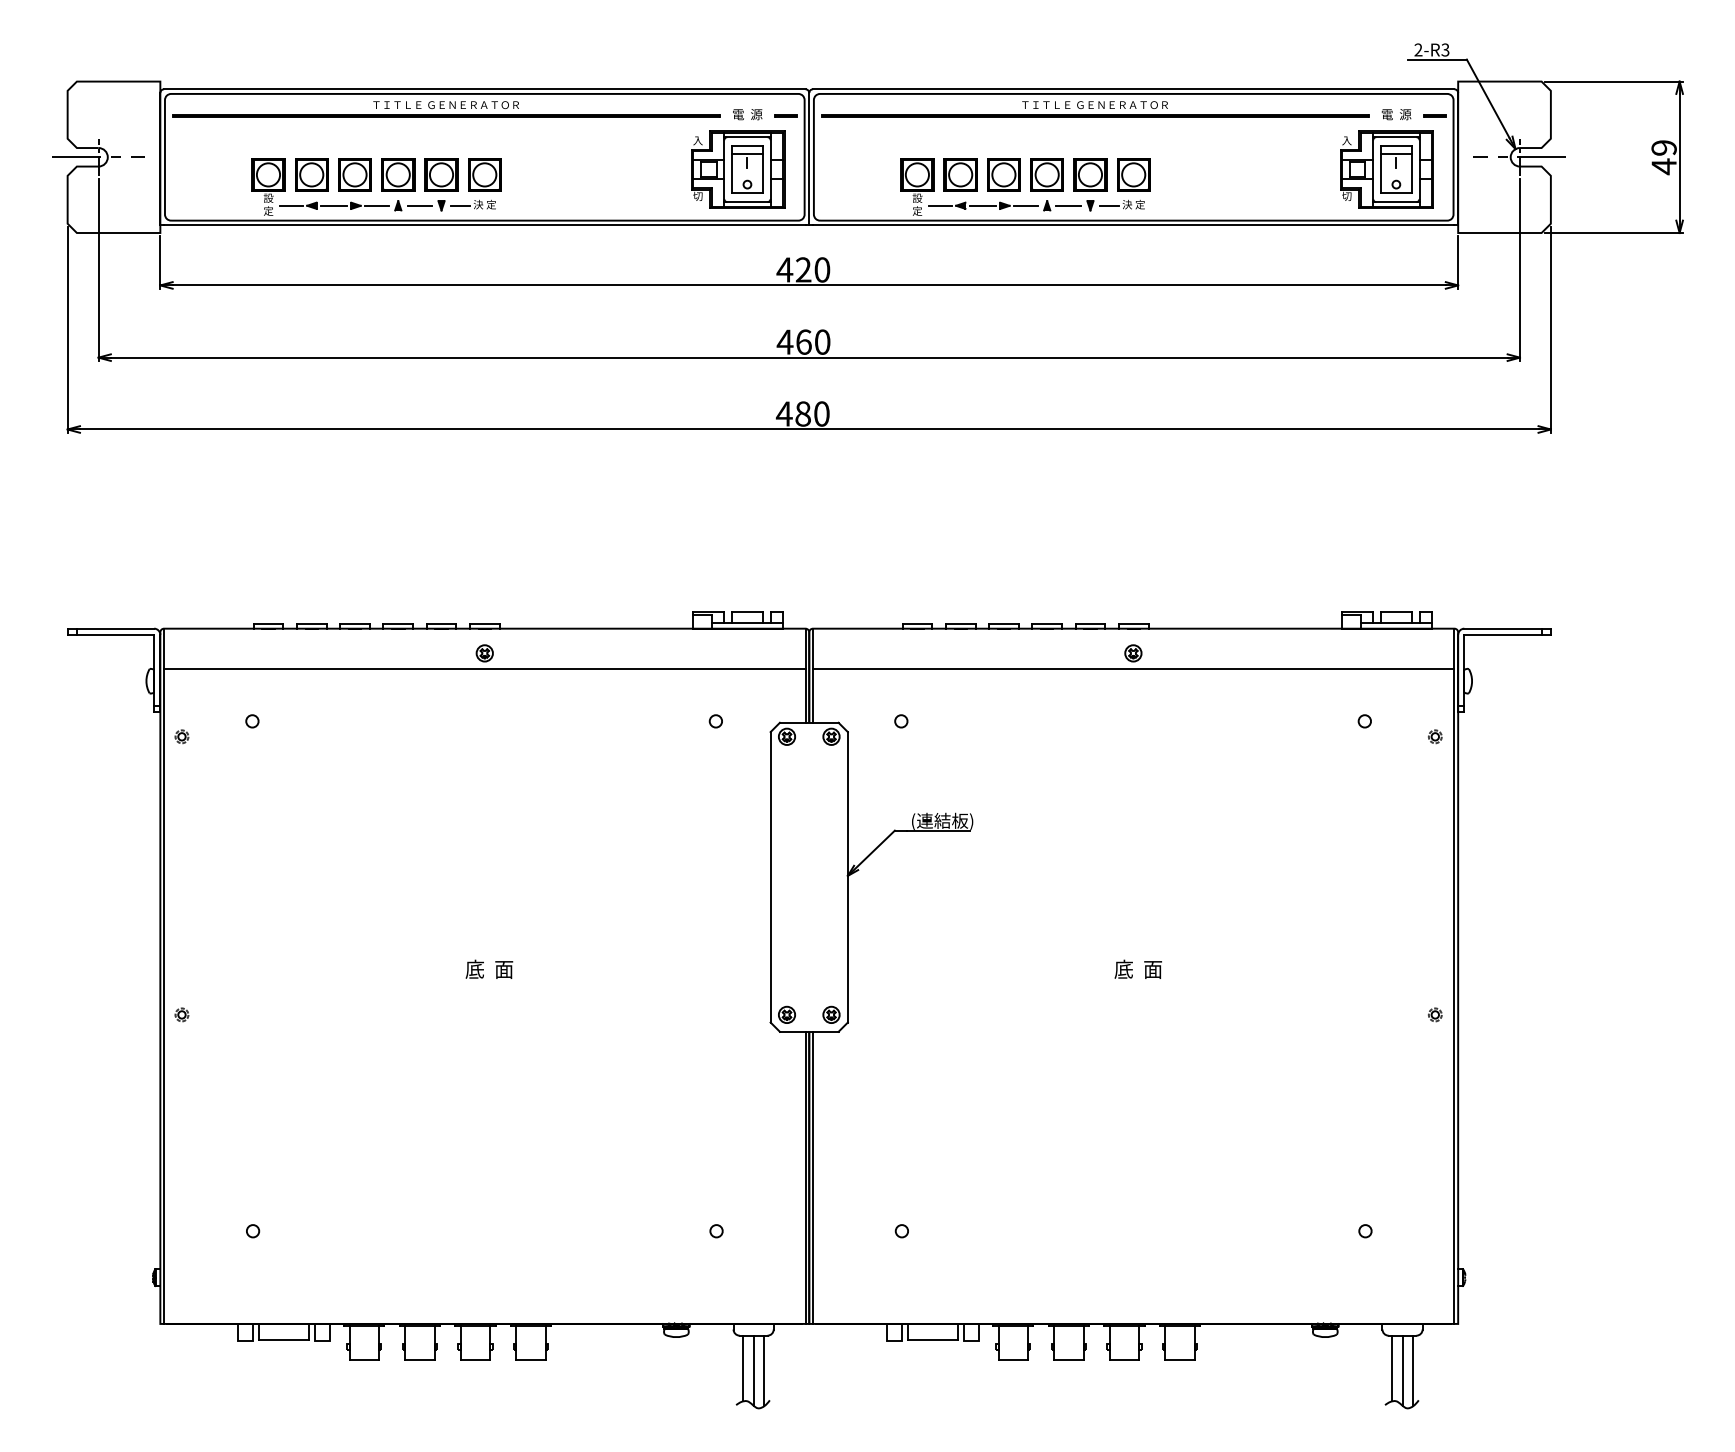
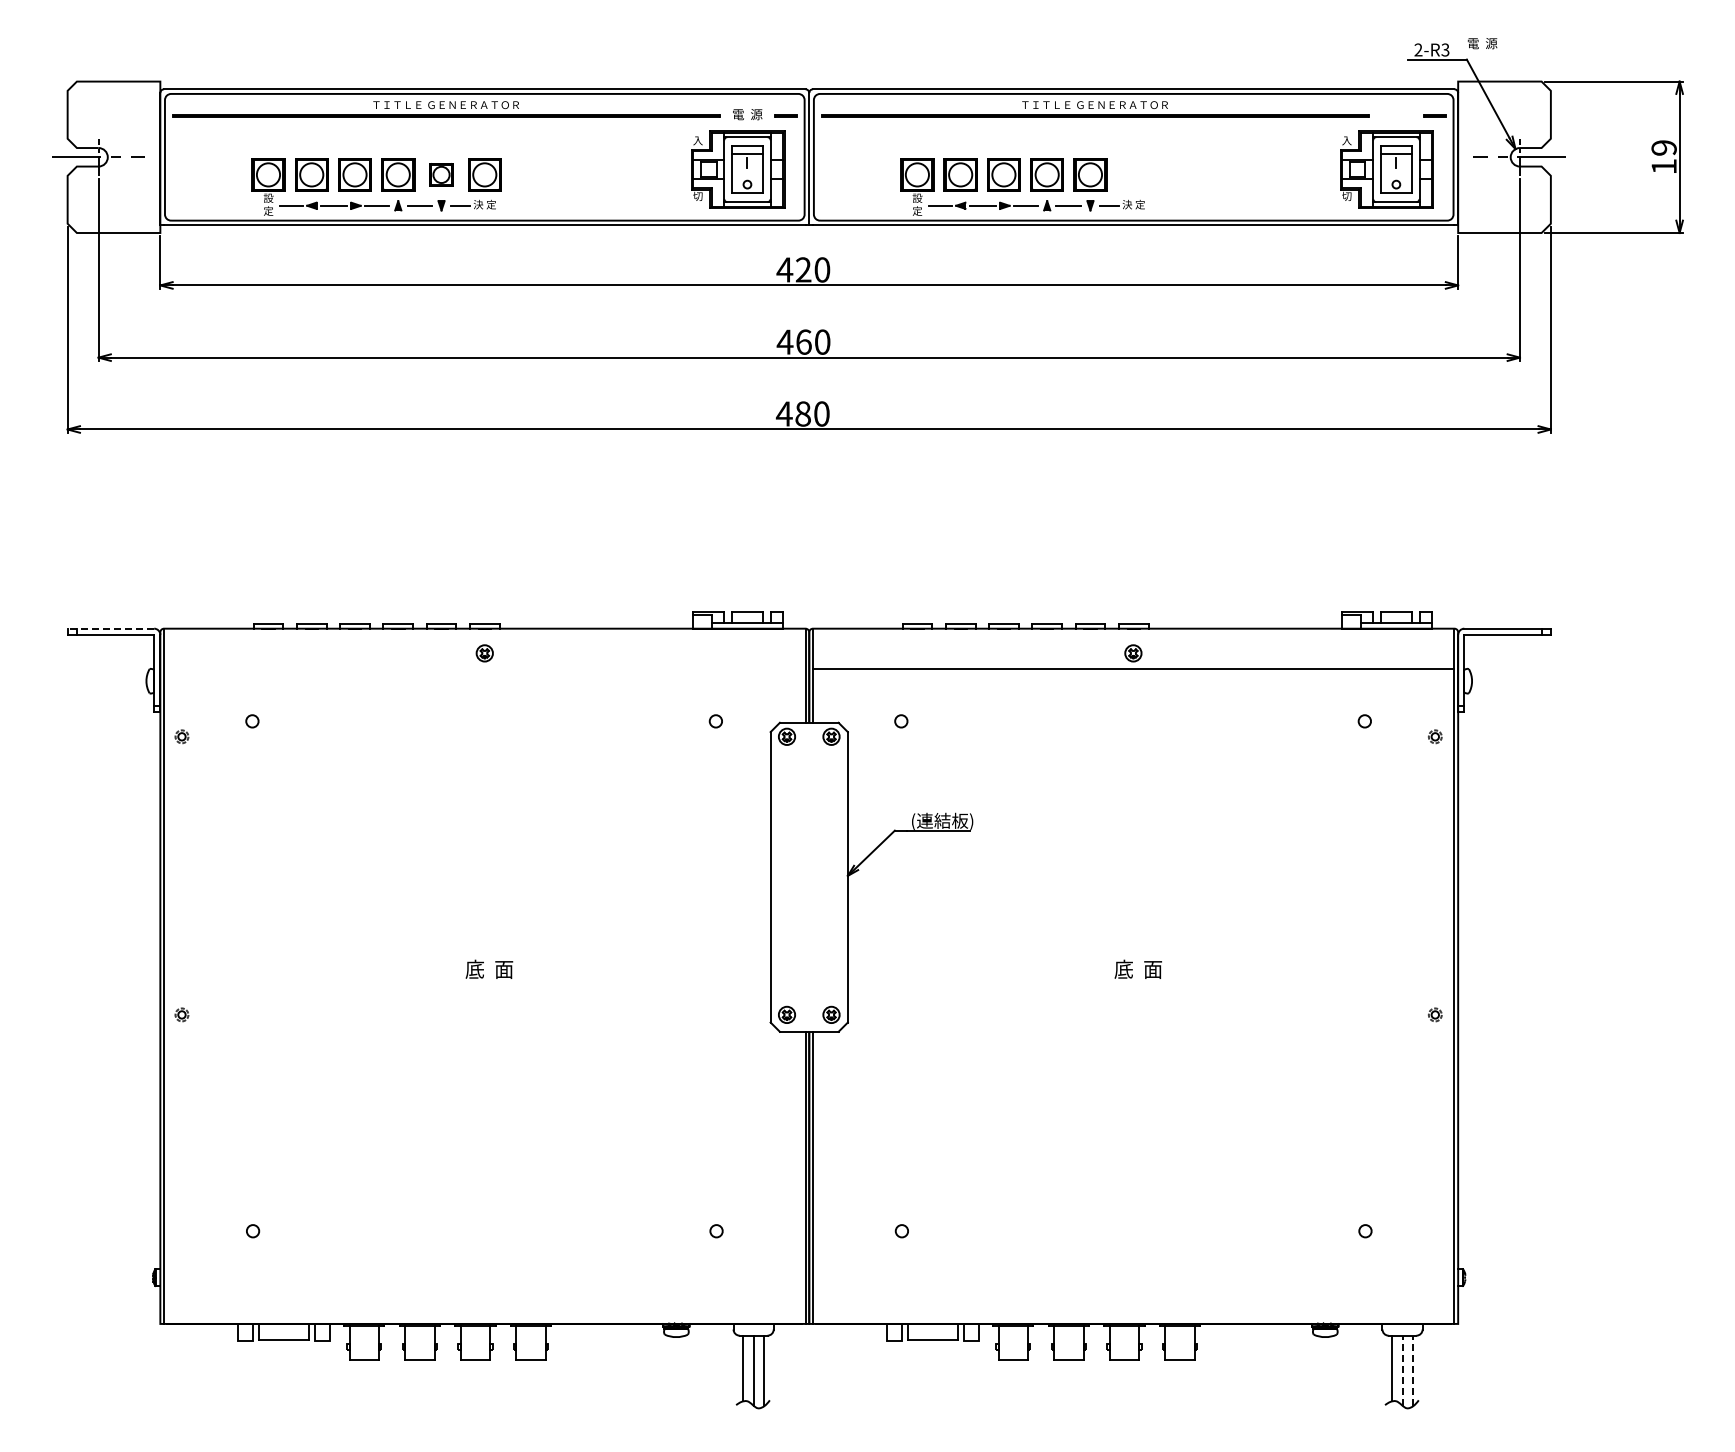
text position: (1396, 114) -> (1482, 43) (1482, 43)
text: 49 -> 19 (1663, 166)
part size: 35x34 px -> 25x24 px (441, 174)
part: present -> none (1133, 174)
line: solid -> dashed (110, 628)
line: present -> none (484, 668)
line: solid -> dashed (1402, 1370)
line: solid -> dashed (1413, 1370)
